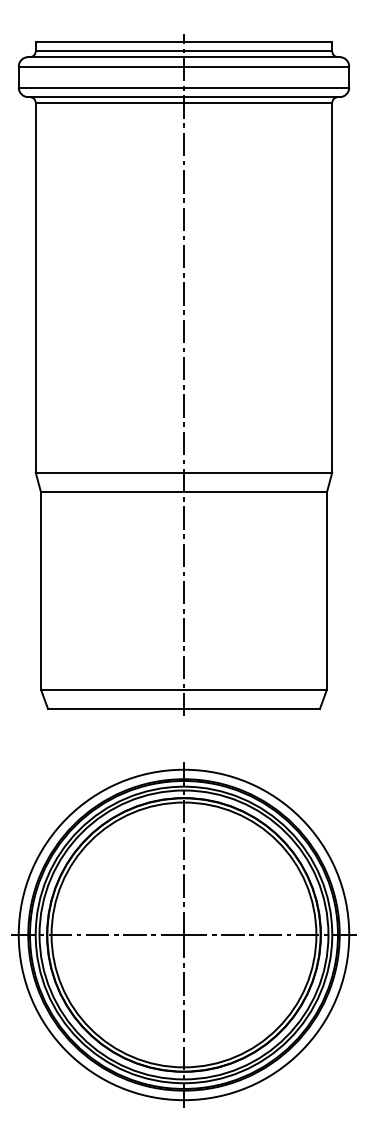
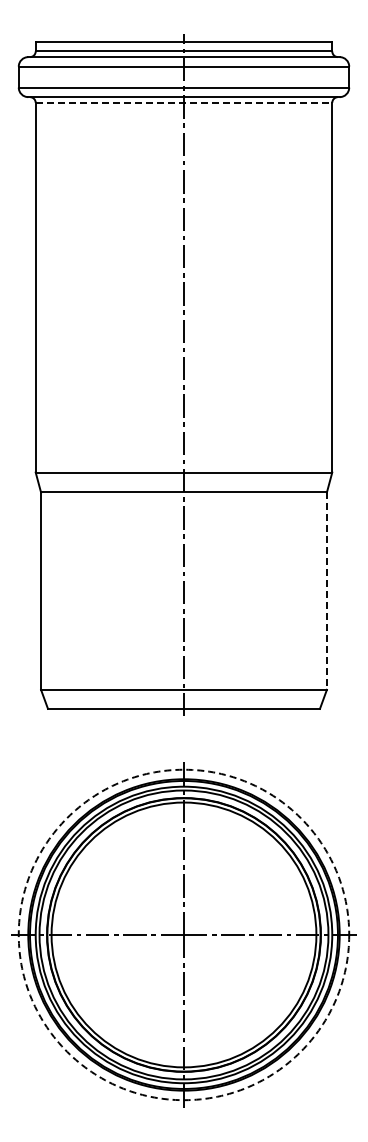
line: solid -> dashed (184, 102)
line: solid -> dashed (326, 591)
circle: solid -> dashed (183, 934)
